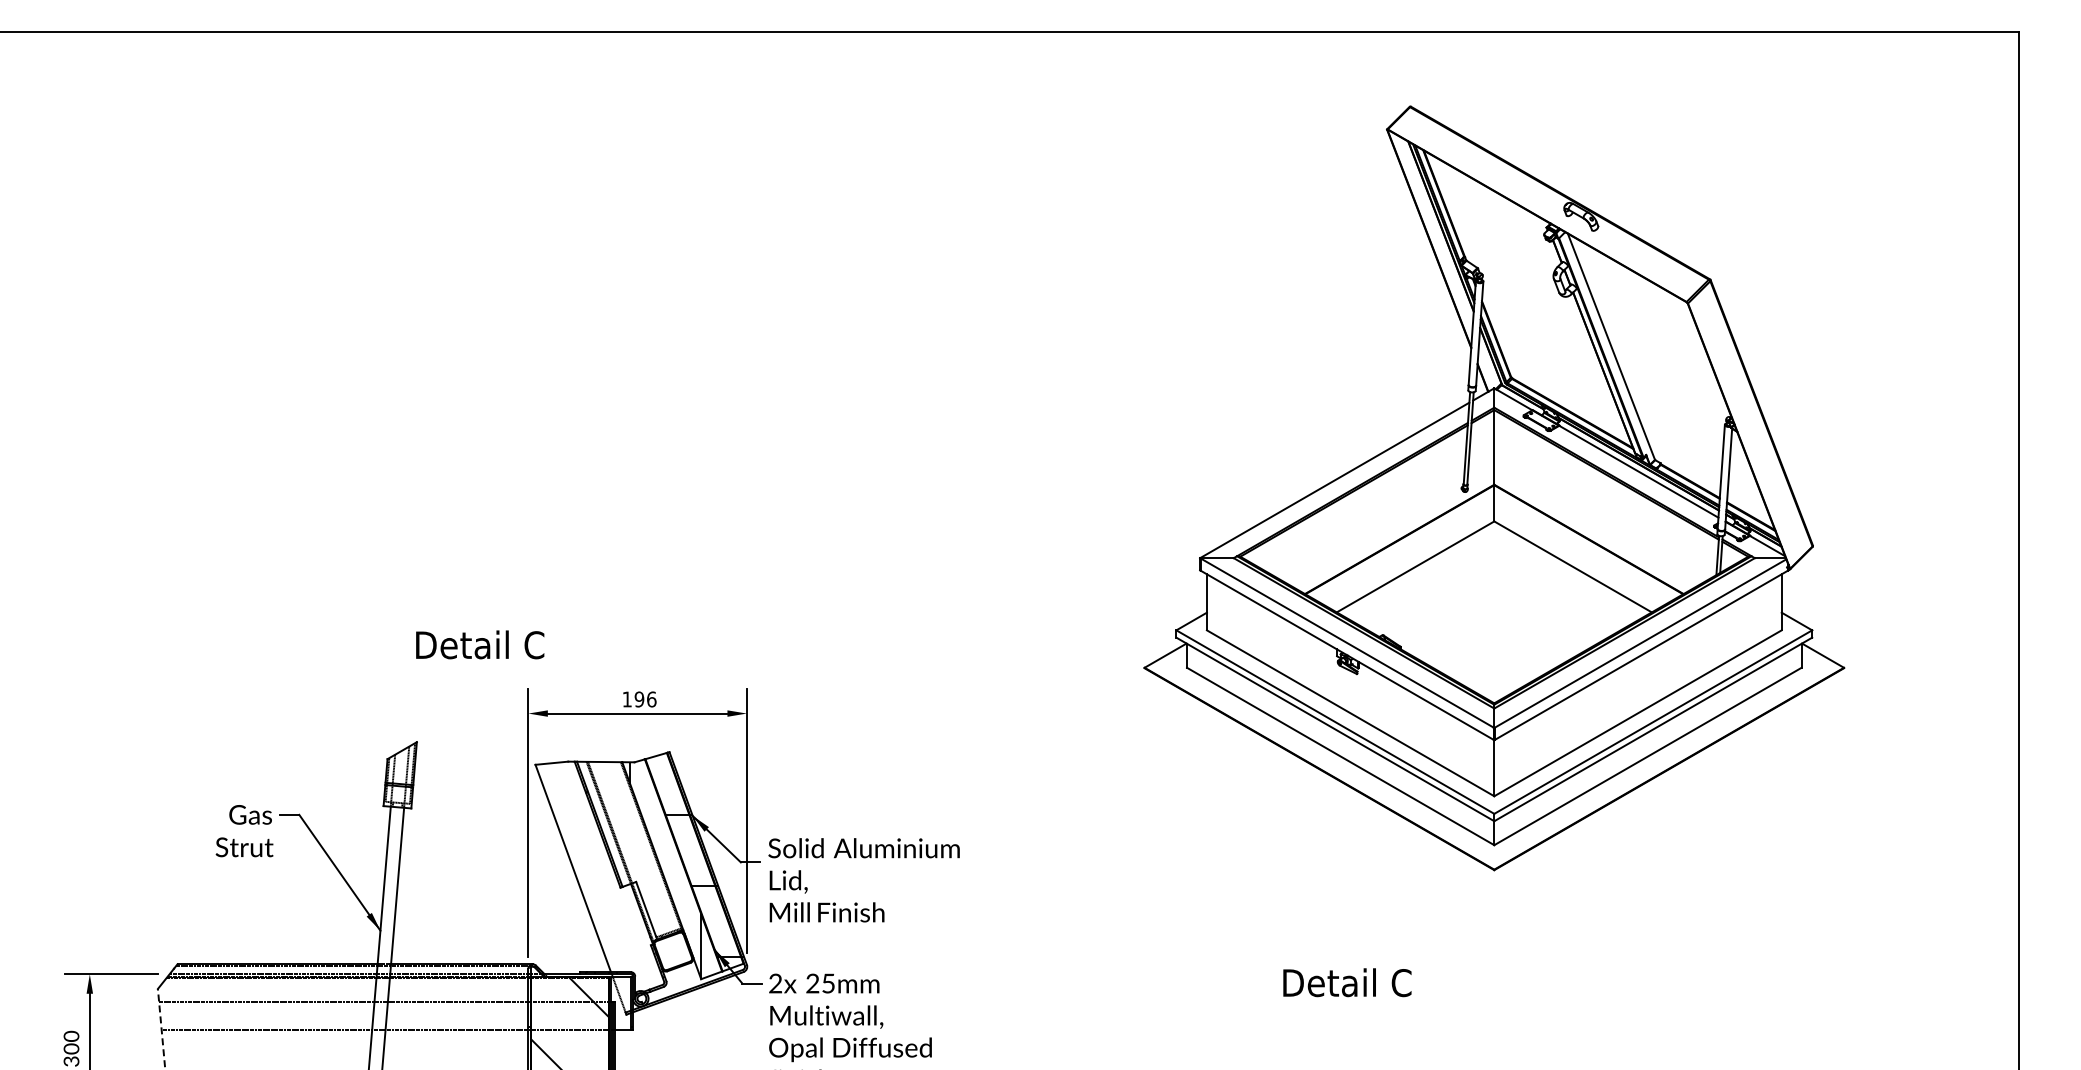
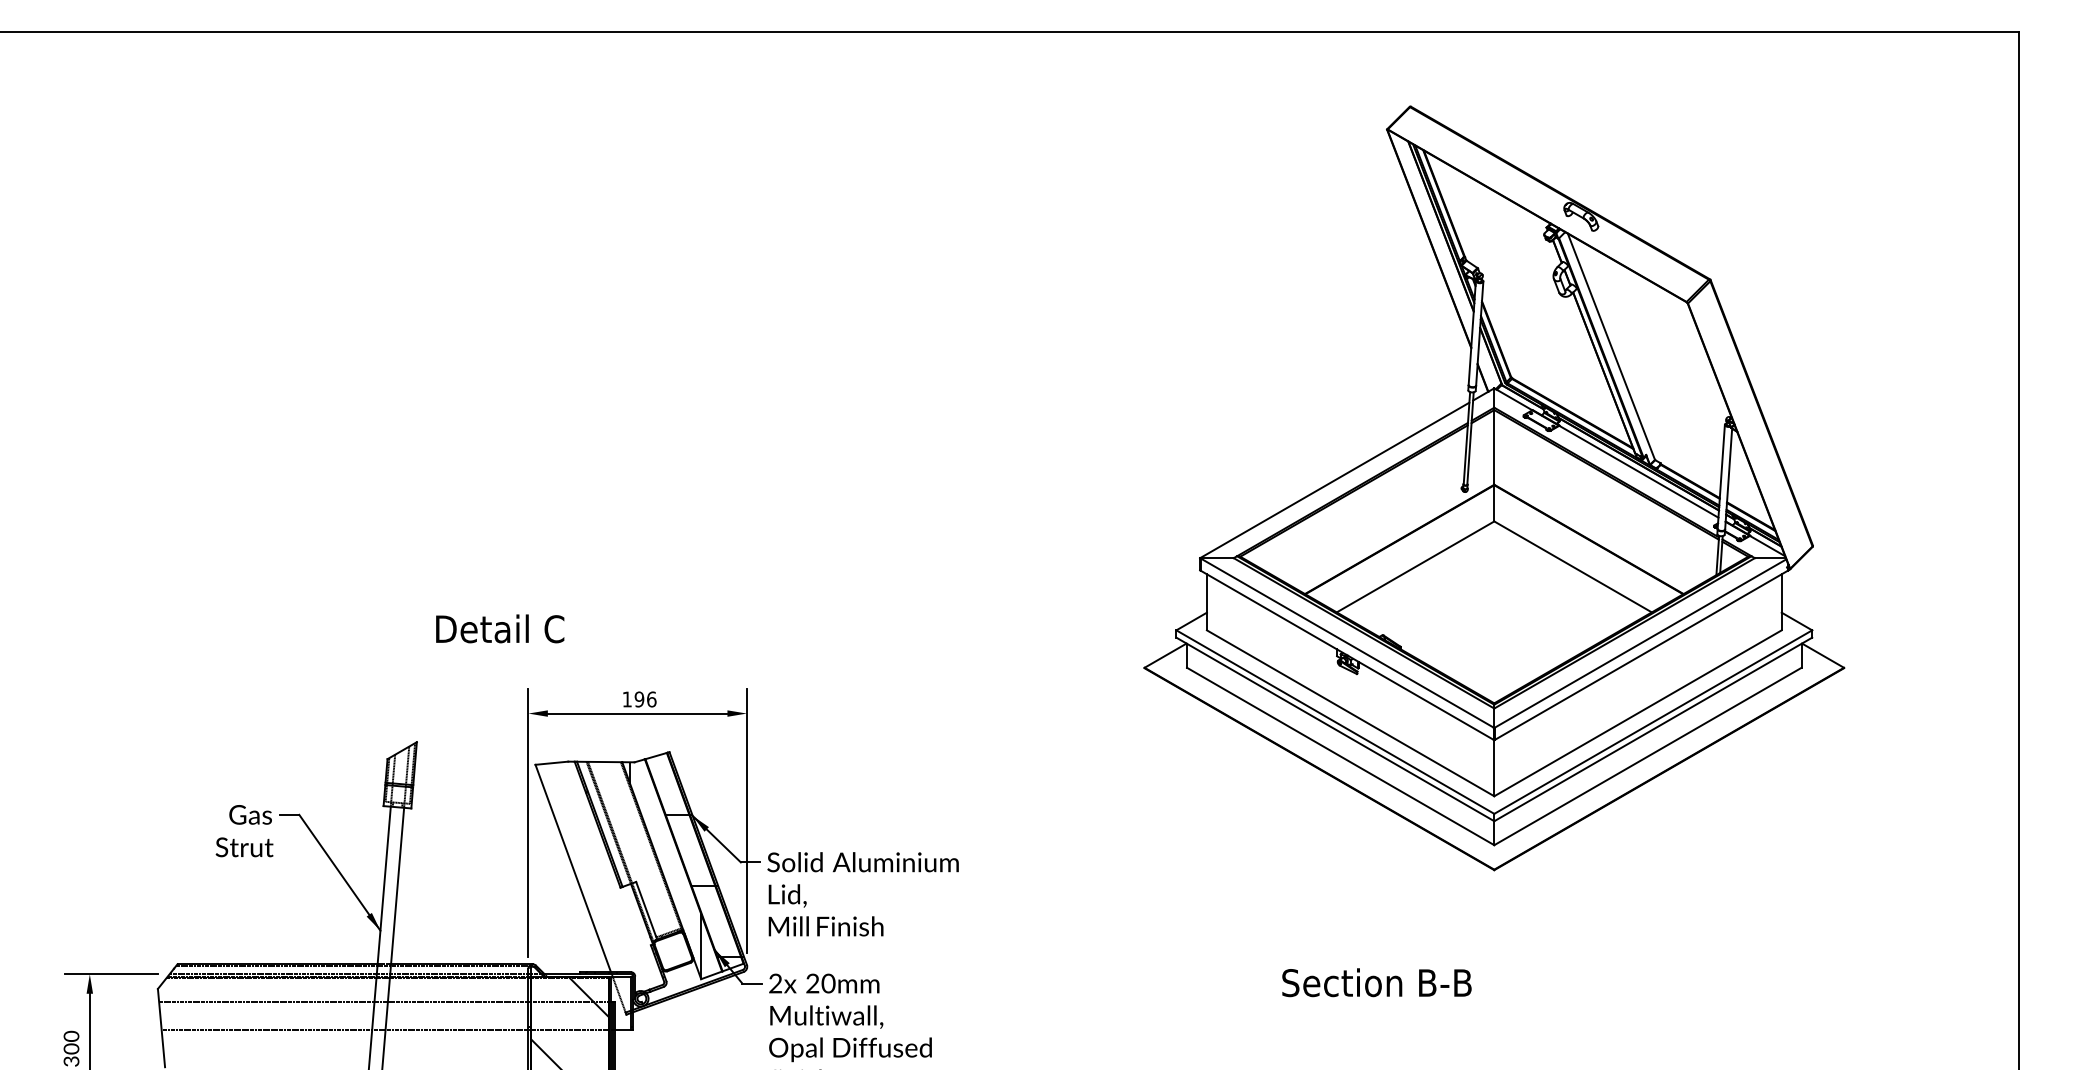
text position: (480, 644) -> (500, 628) (500, 628)
text position: (863, 880) -> (862, 894) (862, 894)
text: Detail C -> Section B-B (1376, 982)
text: 25mm -> 20mm (828, 983)
line: dashed -> solid (161, 1027)
